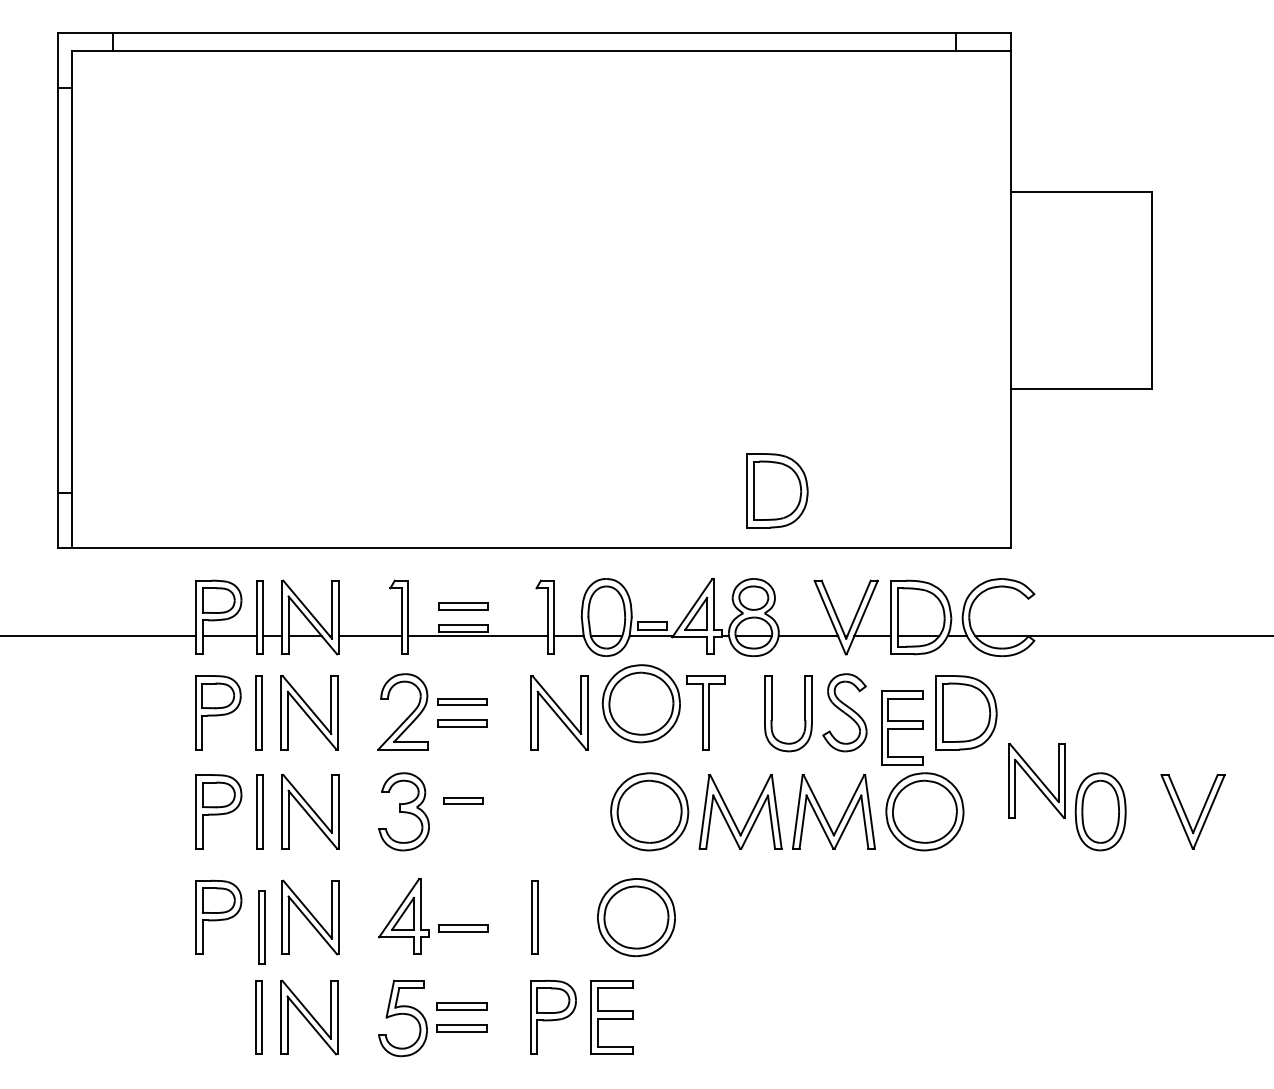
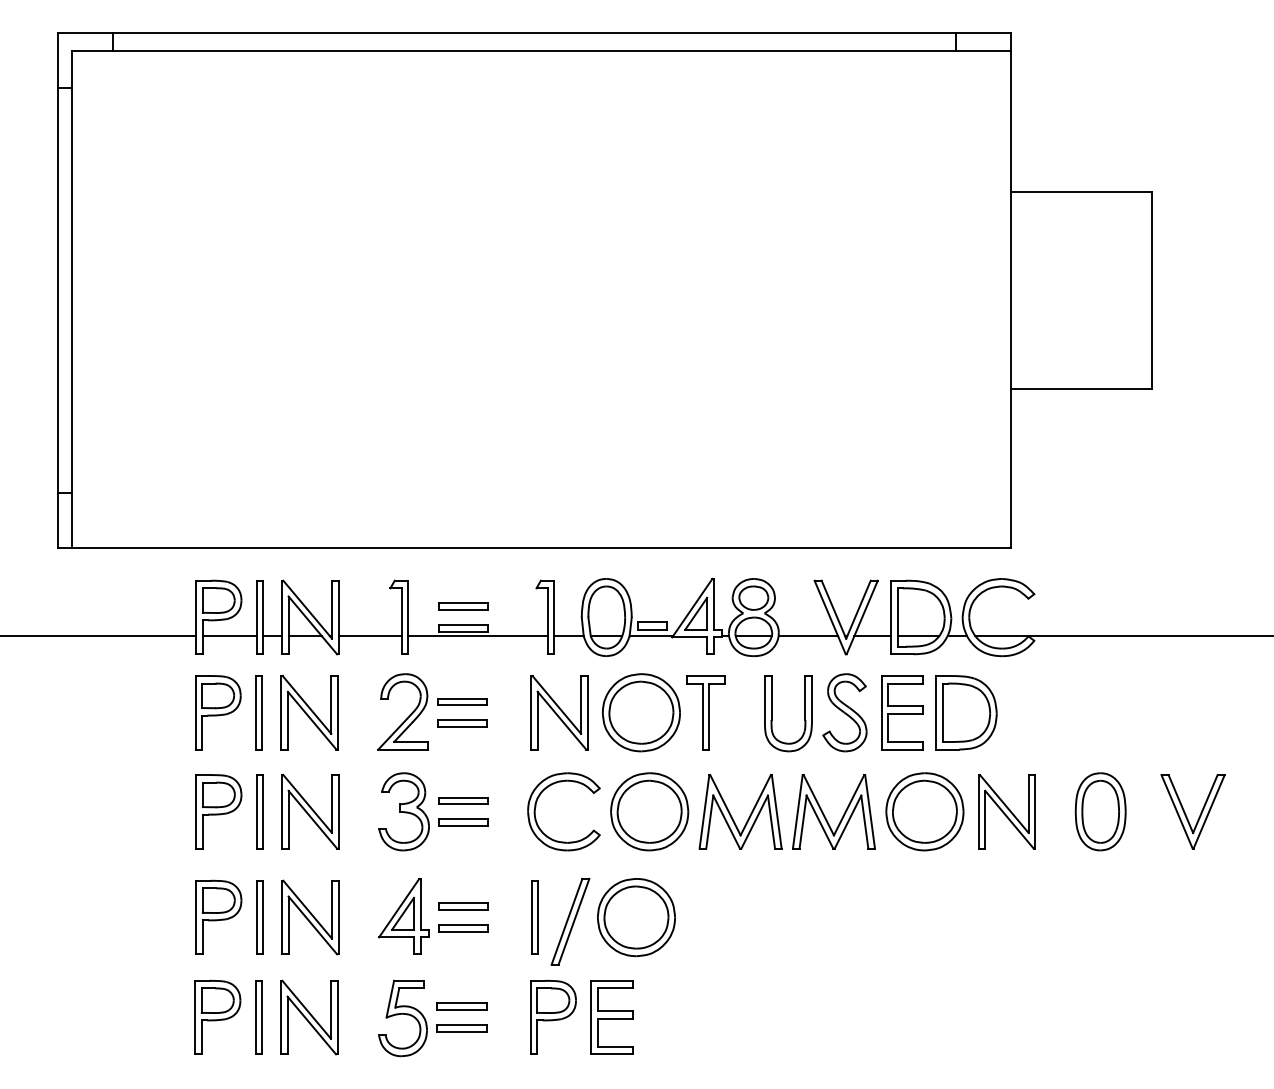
part: present -> none (777, 490)
part position: (640, 703) -> (640, 712) (640, 712)
part position: (902, 727) -> (902, 712) (902, 712)
part position: (1036, 780) -> (1006, 811) (1006, 811)
part size: 41x8 px -> 51x8 px (463, 800)
part: none -> present (536, 807)
part: none -> present (463, 822)
part: none -> present (463, 906)
part: none -> present (570, 921)
part position: (261, 927) -> (259, 917) (259, 917)
part: none -> present (217, 1016)
